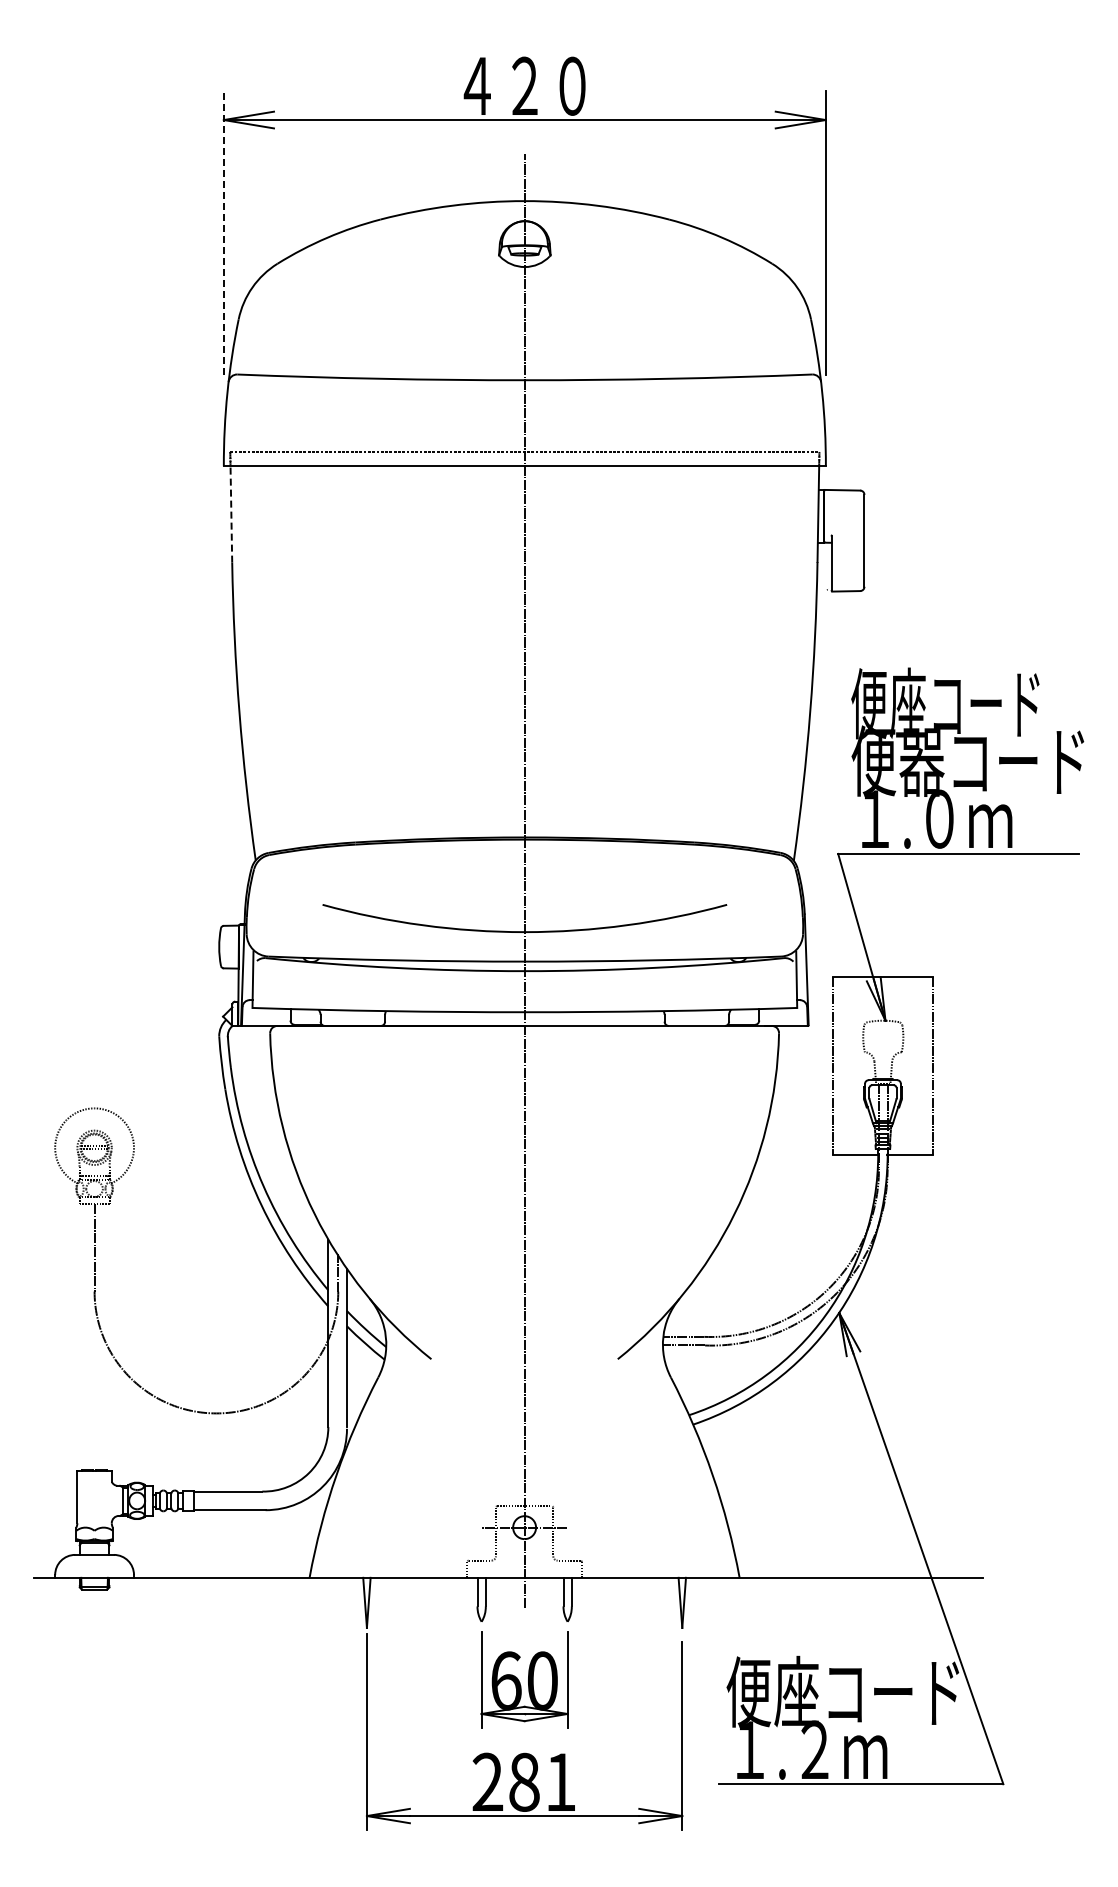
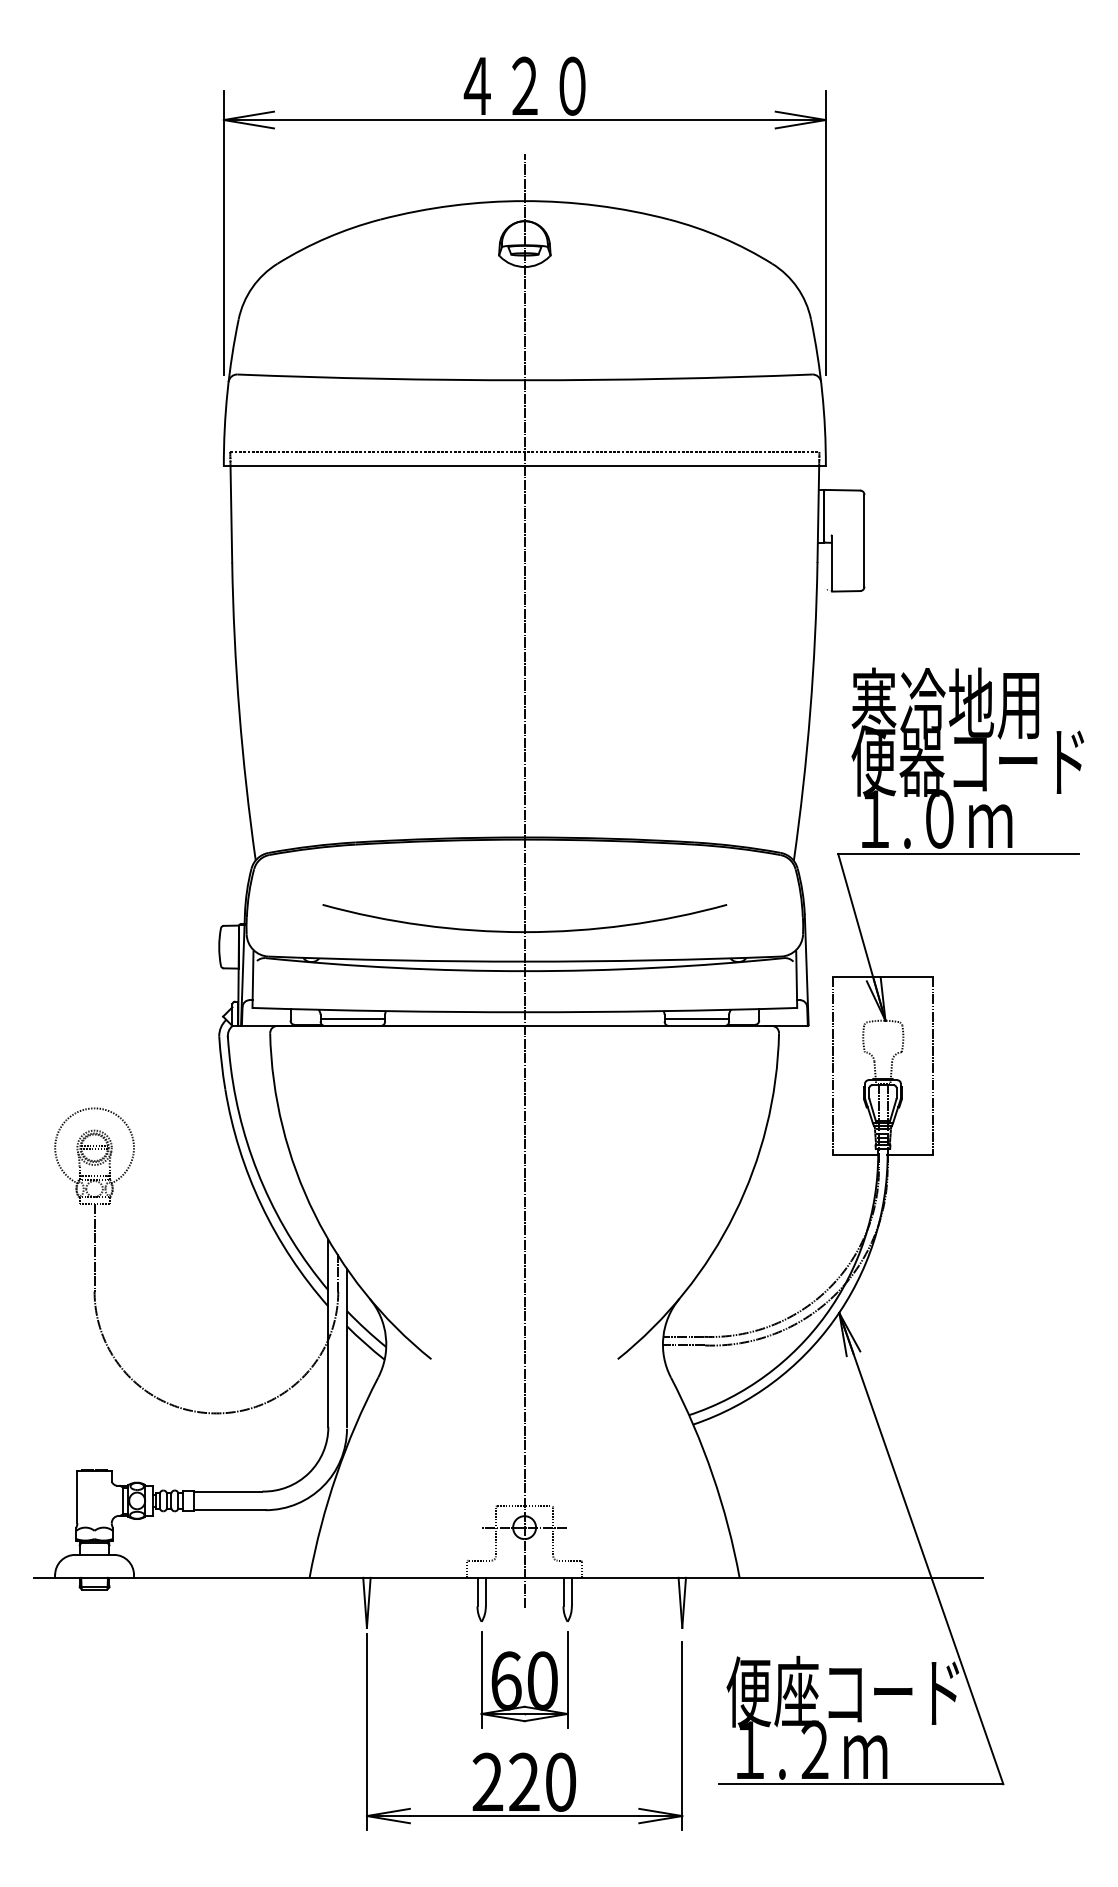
line: dashed -> solid (223, 233)
line: dashed -> solid (231, 514)
text: 便座コード -> 寒冷地用 (945, 703)
line: none -> present (352, 1018)
line: none -> present (696, 1018)
text: 281 -> 220 (542, 1781)
